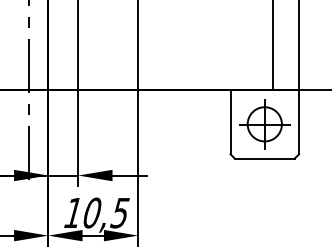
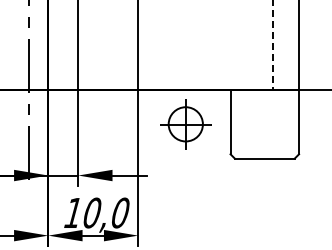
line: solid -> dashed (273, 45)
part position: (264, 124) -> (185, 124) (185, 124)
text: 10,5 -> 10,0 (119, 212)
